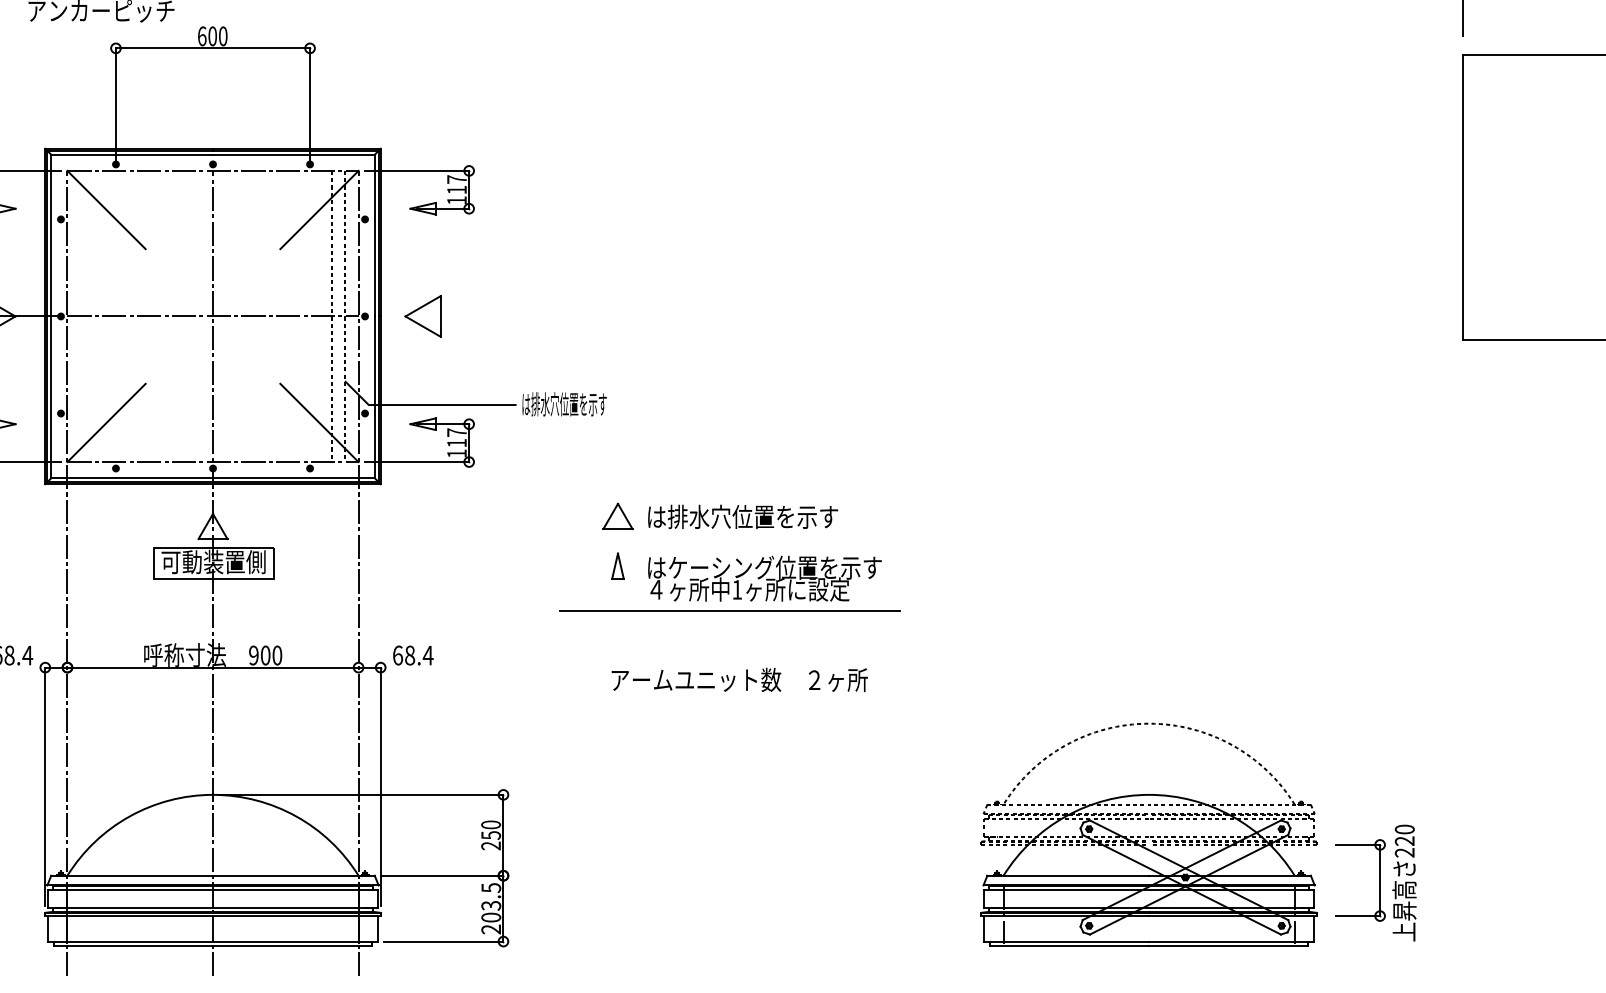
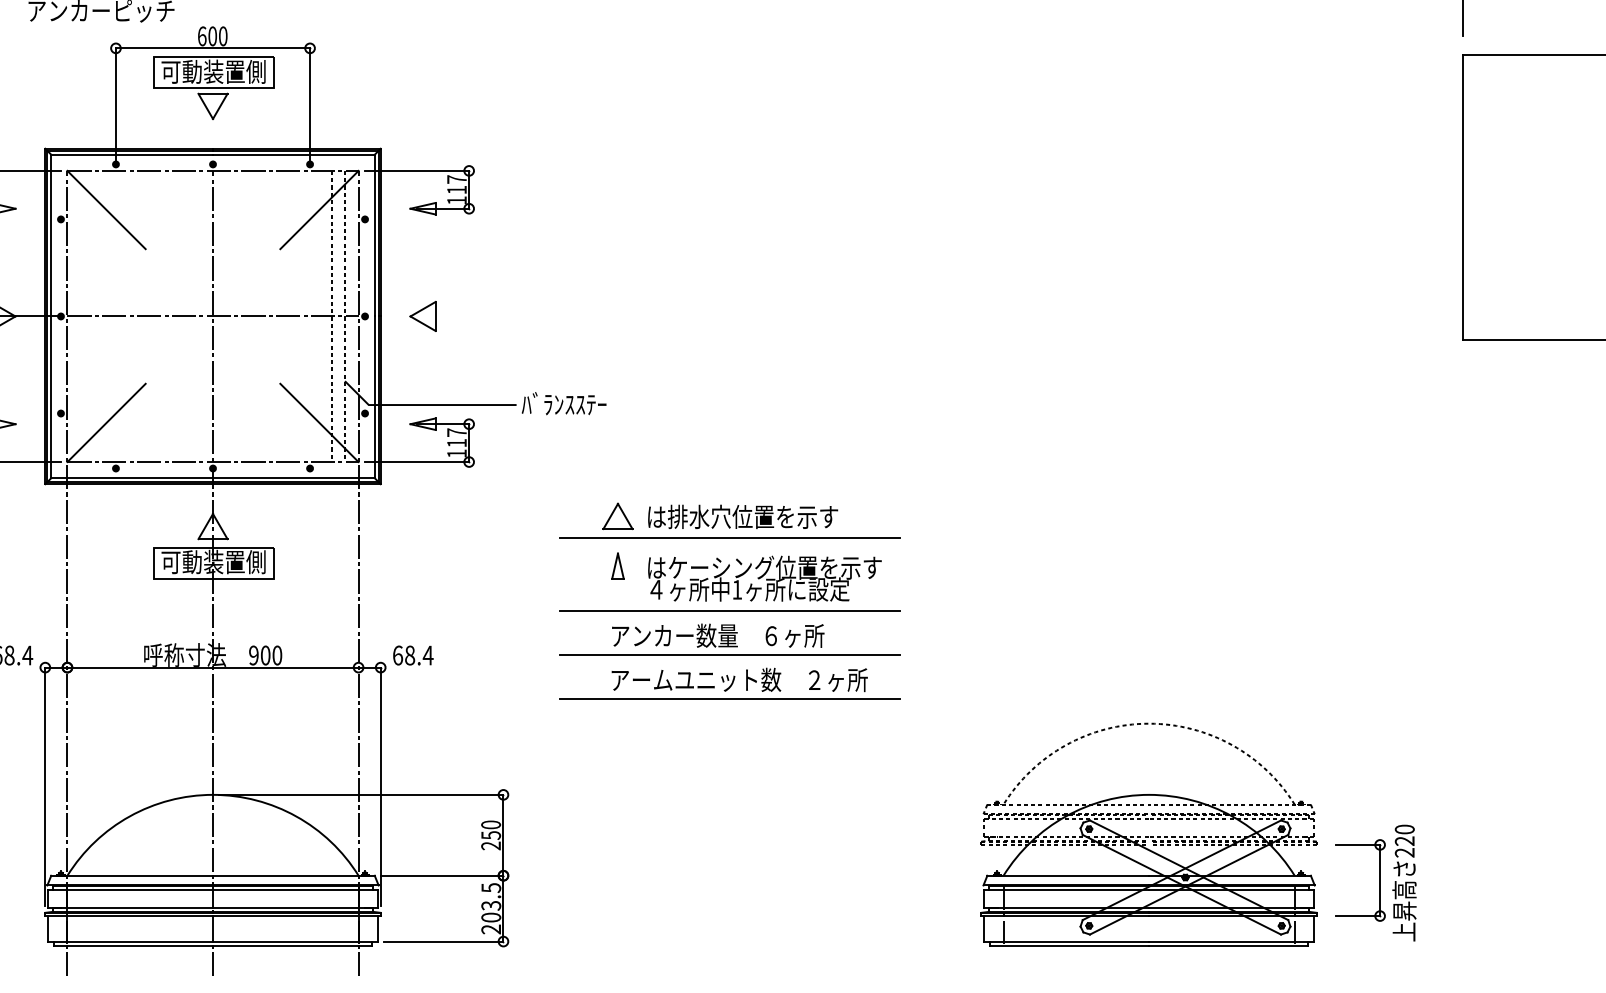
part: none -> present (213, 87)
part size: 38x43 px -> 28x31 px (422, 316)
text: は排水穴位置を示す -> ﾊﾞﾗﾝｽｽﾃｰ (563, 404)
line: none -> present (729, 538)
part: none -> present (729, 639)
line: none -> present (729, 699)
